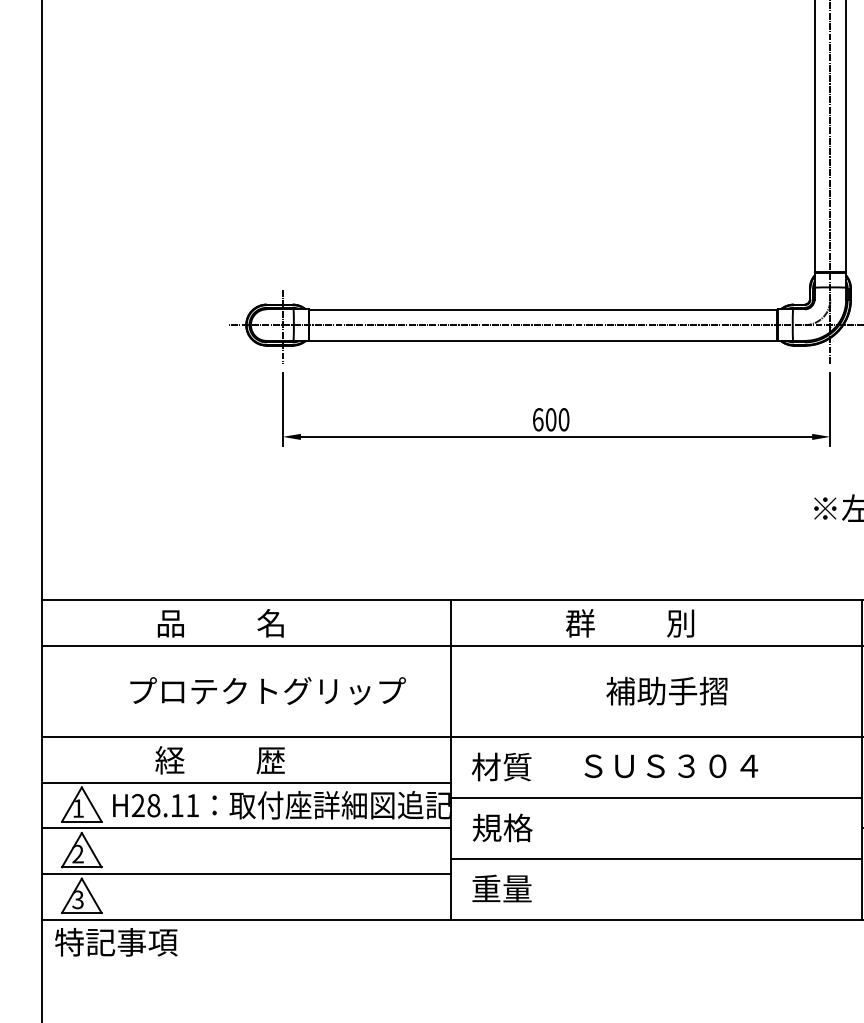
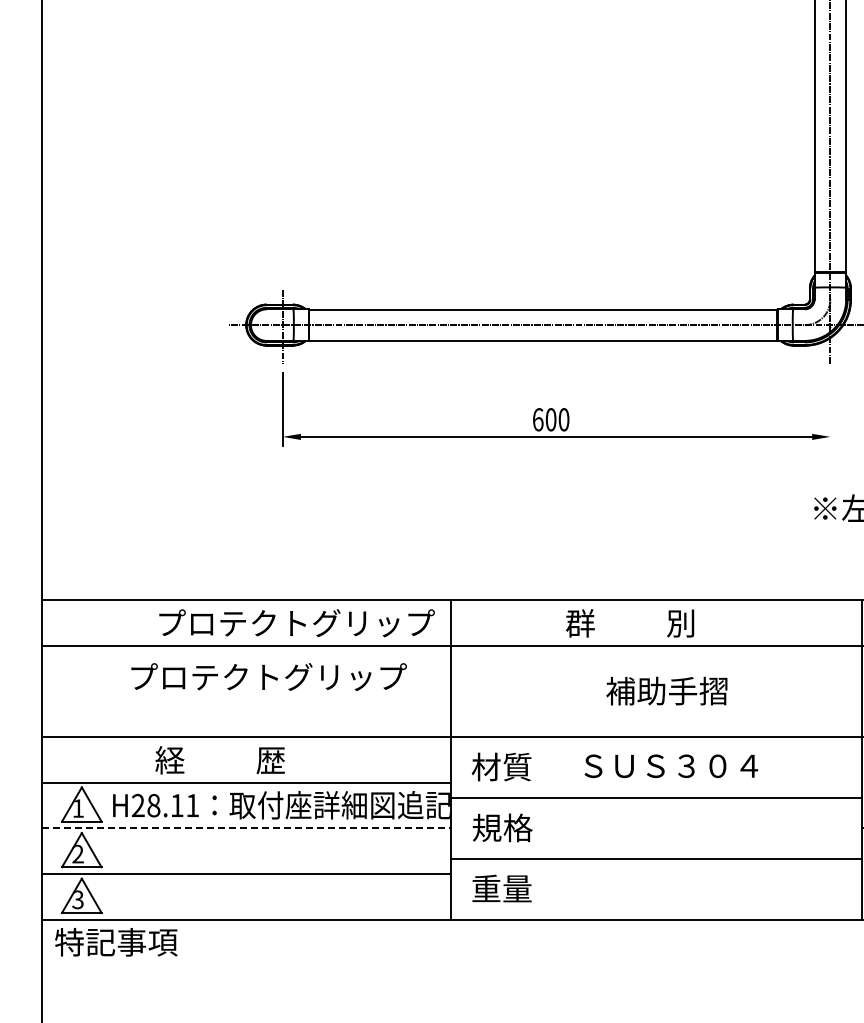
line: present -> none (830, 409)
text: 品          名 -> プロテクトグリップ (295, 623)
text position: (267, 691) -> (268, 677) (268, 677)
line: solid -> dashed (246, 828)
